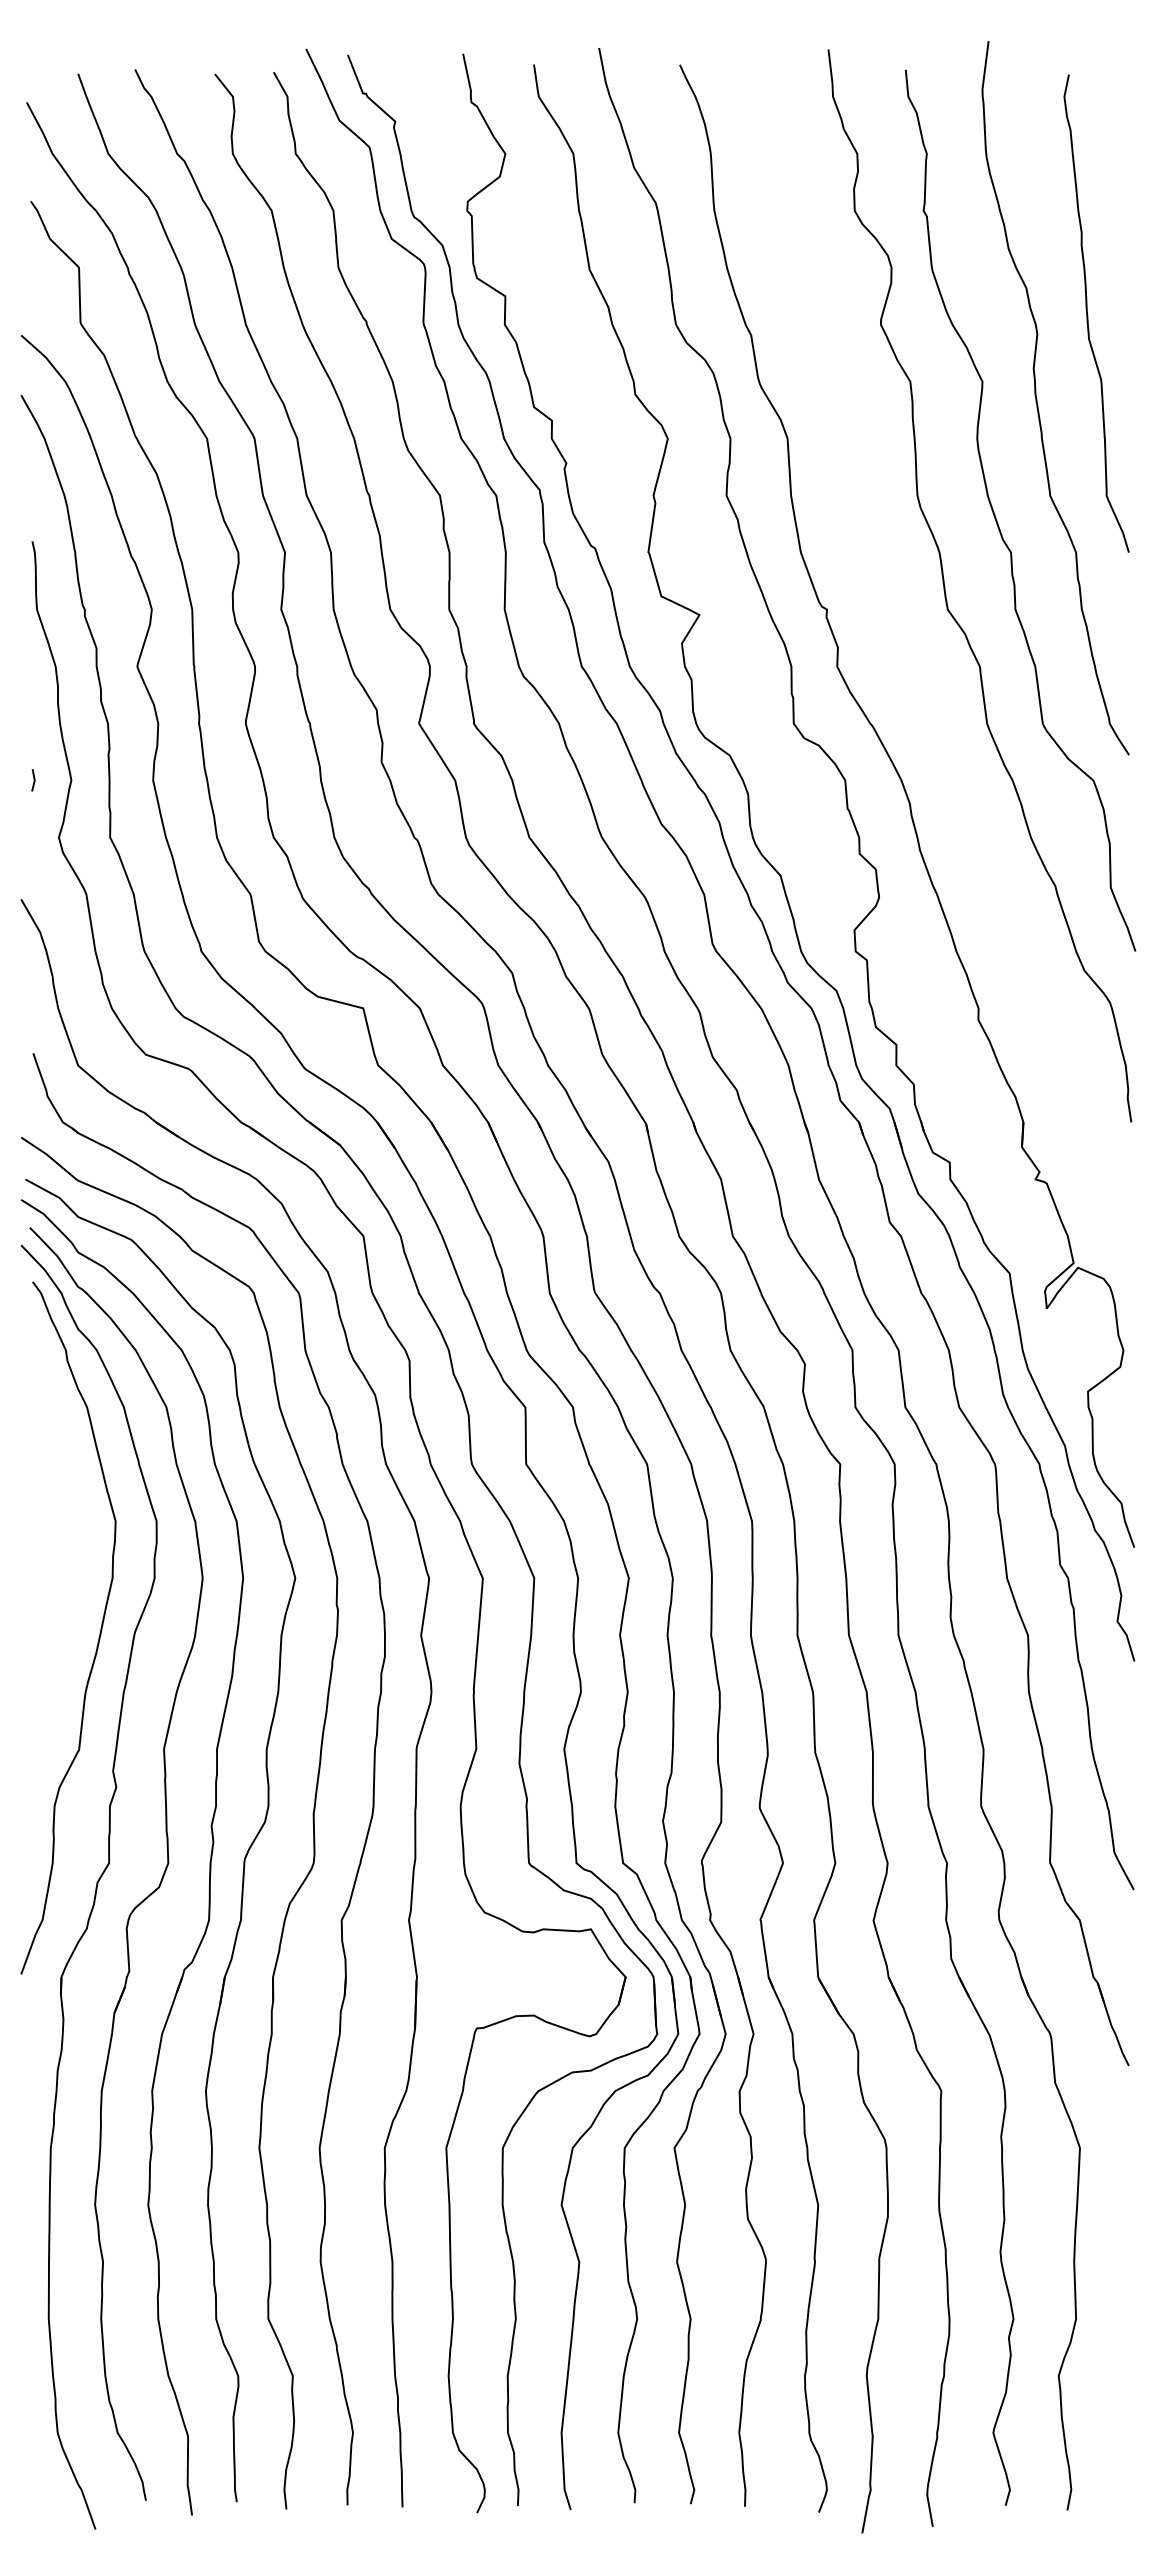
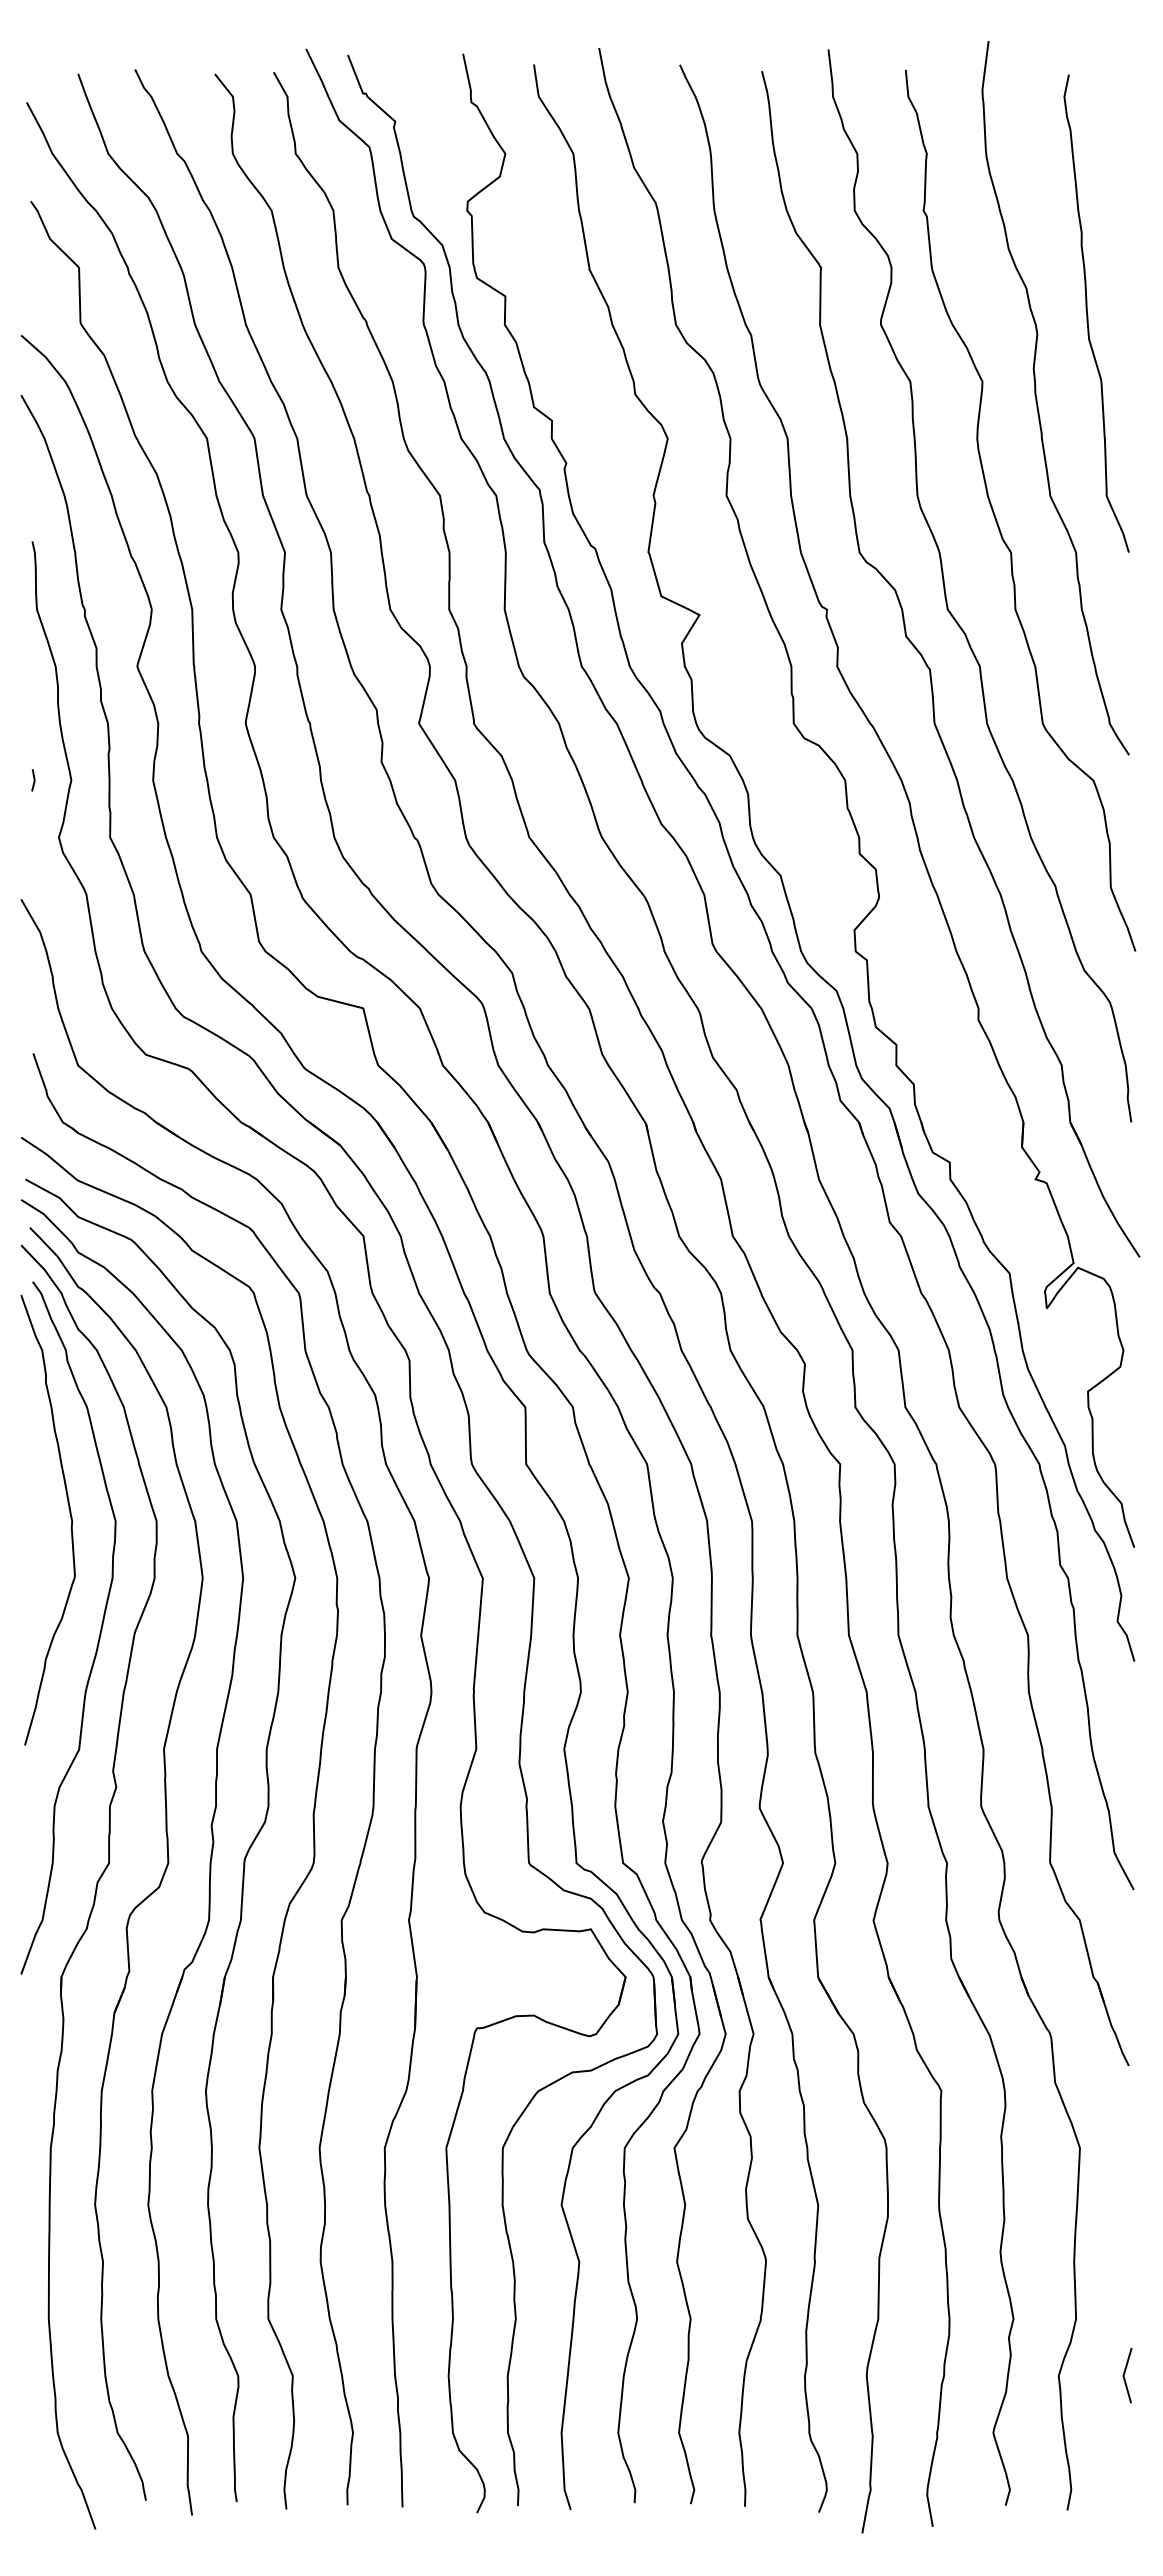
part: none -> present (931, 671)
curve: none -> present (69, 1514)
line: none -> present (1125, 2373)
